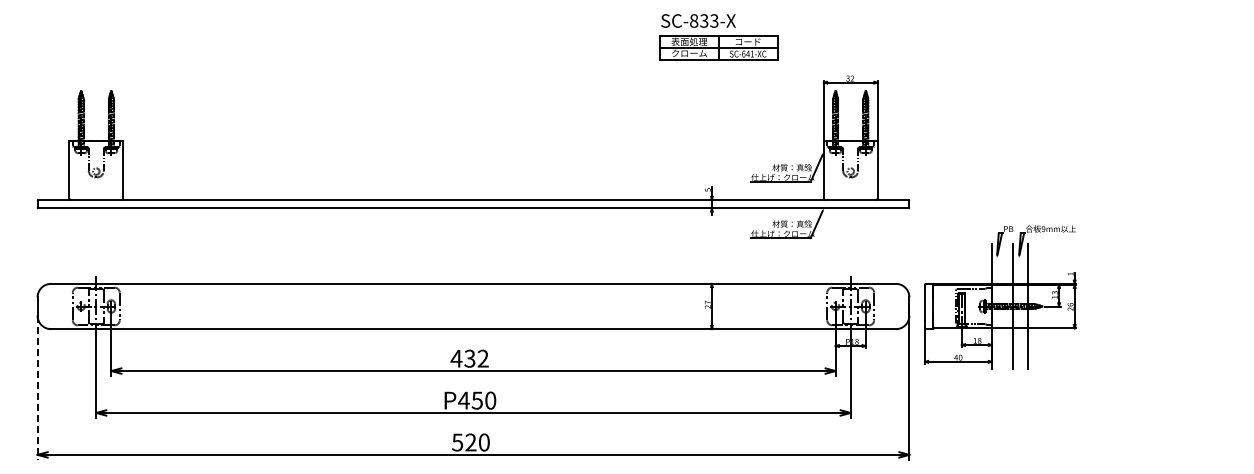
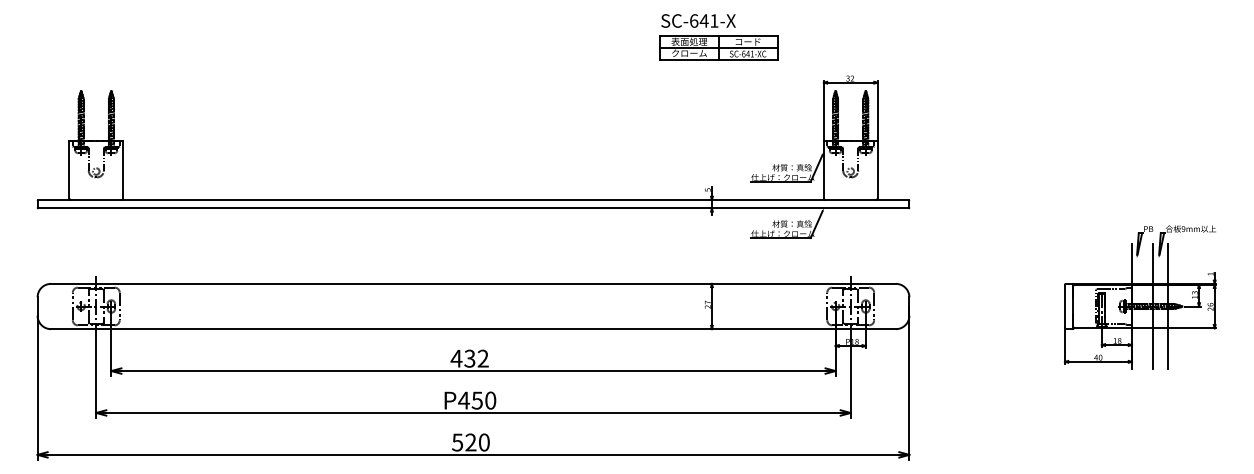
text: SC-833-X -> SC-641-X (704, 20)
part position: (1000, 297) -> (1140, 297) (1140, 297)
line: dashed -> solid (37, 388)
